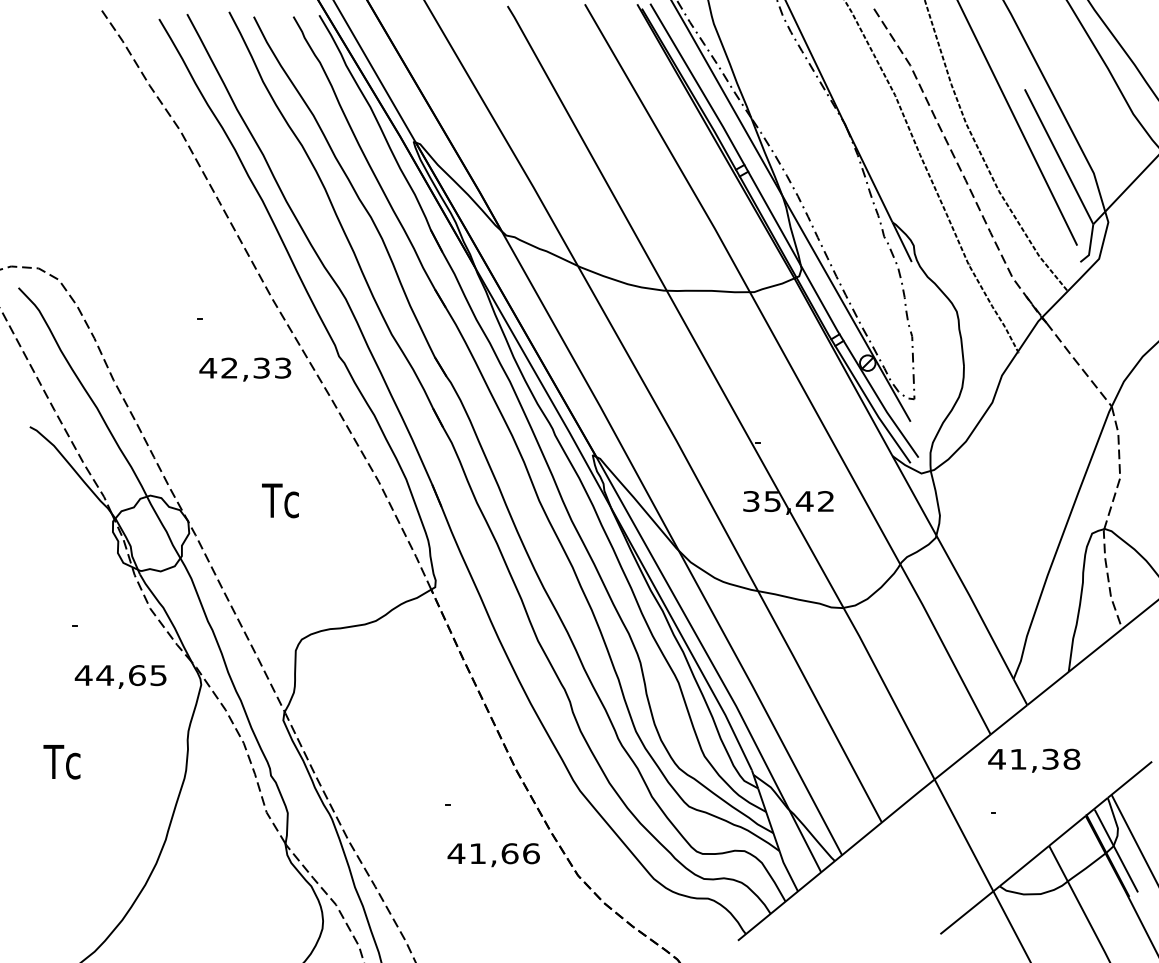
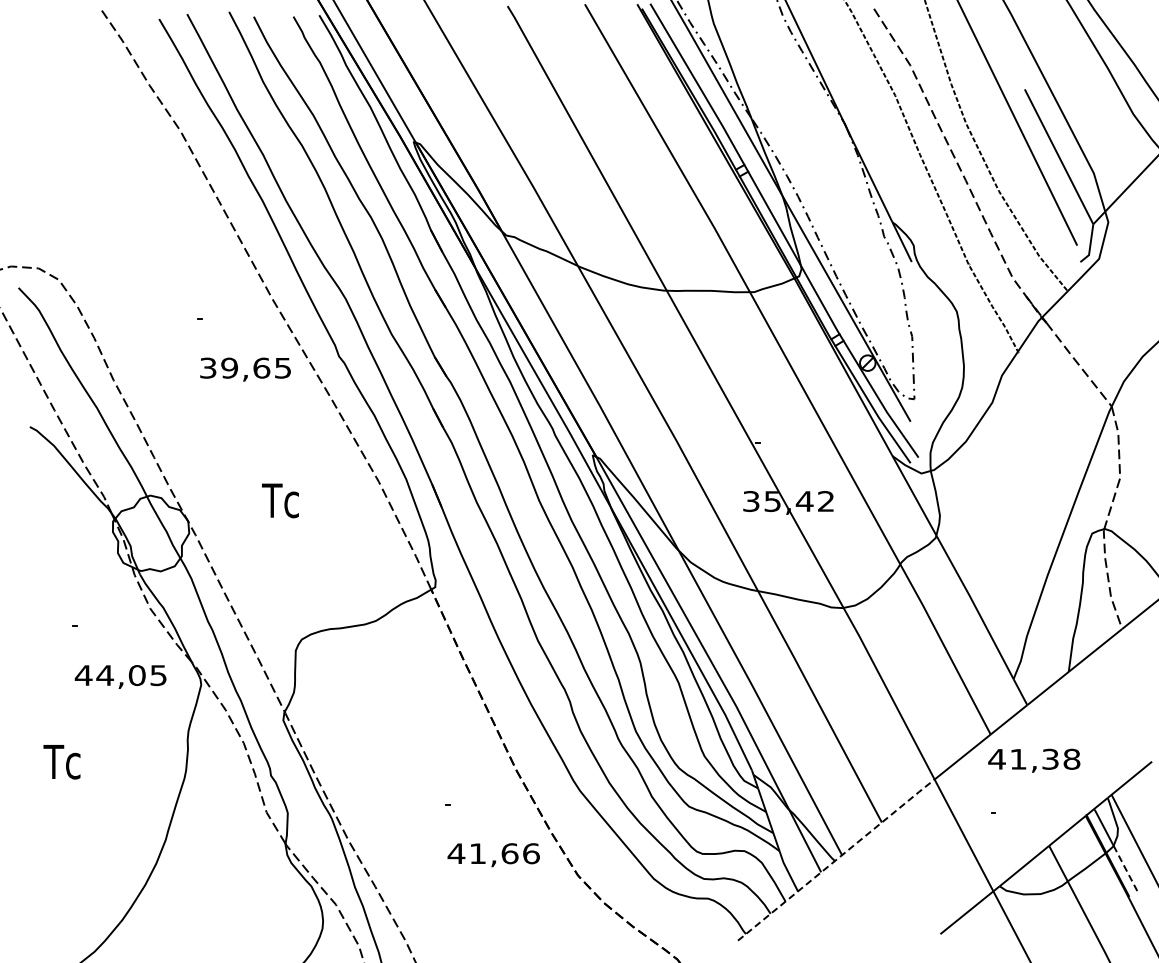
text: 42,33 -> 39,65 (245, 367)
text: 44,65 -> 44,05 (136, 675)
line: solid -> dashed (836, 859)
line: solid -> dashed (1126, 869)
